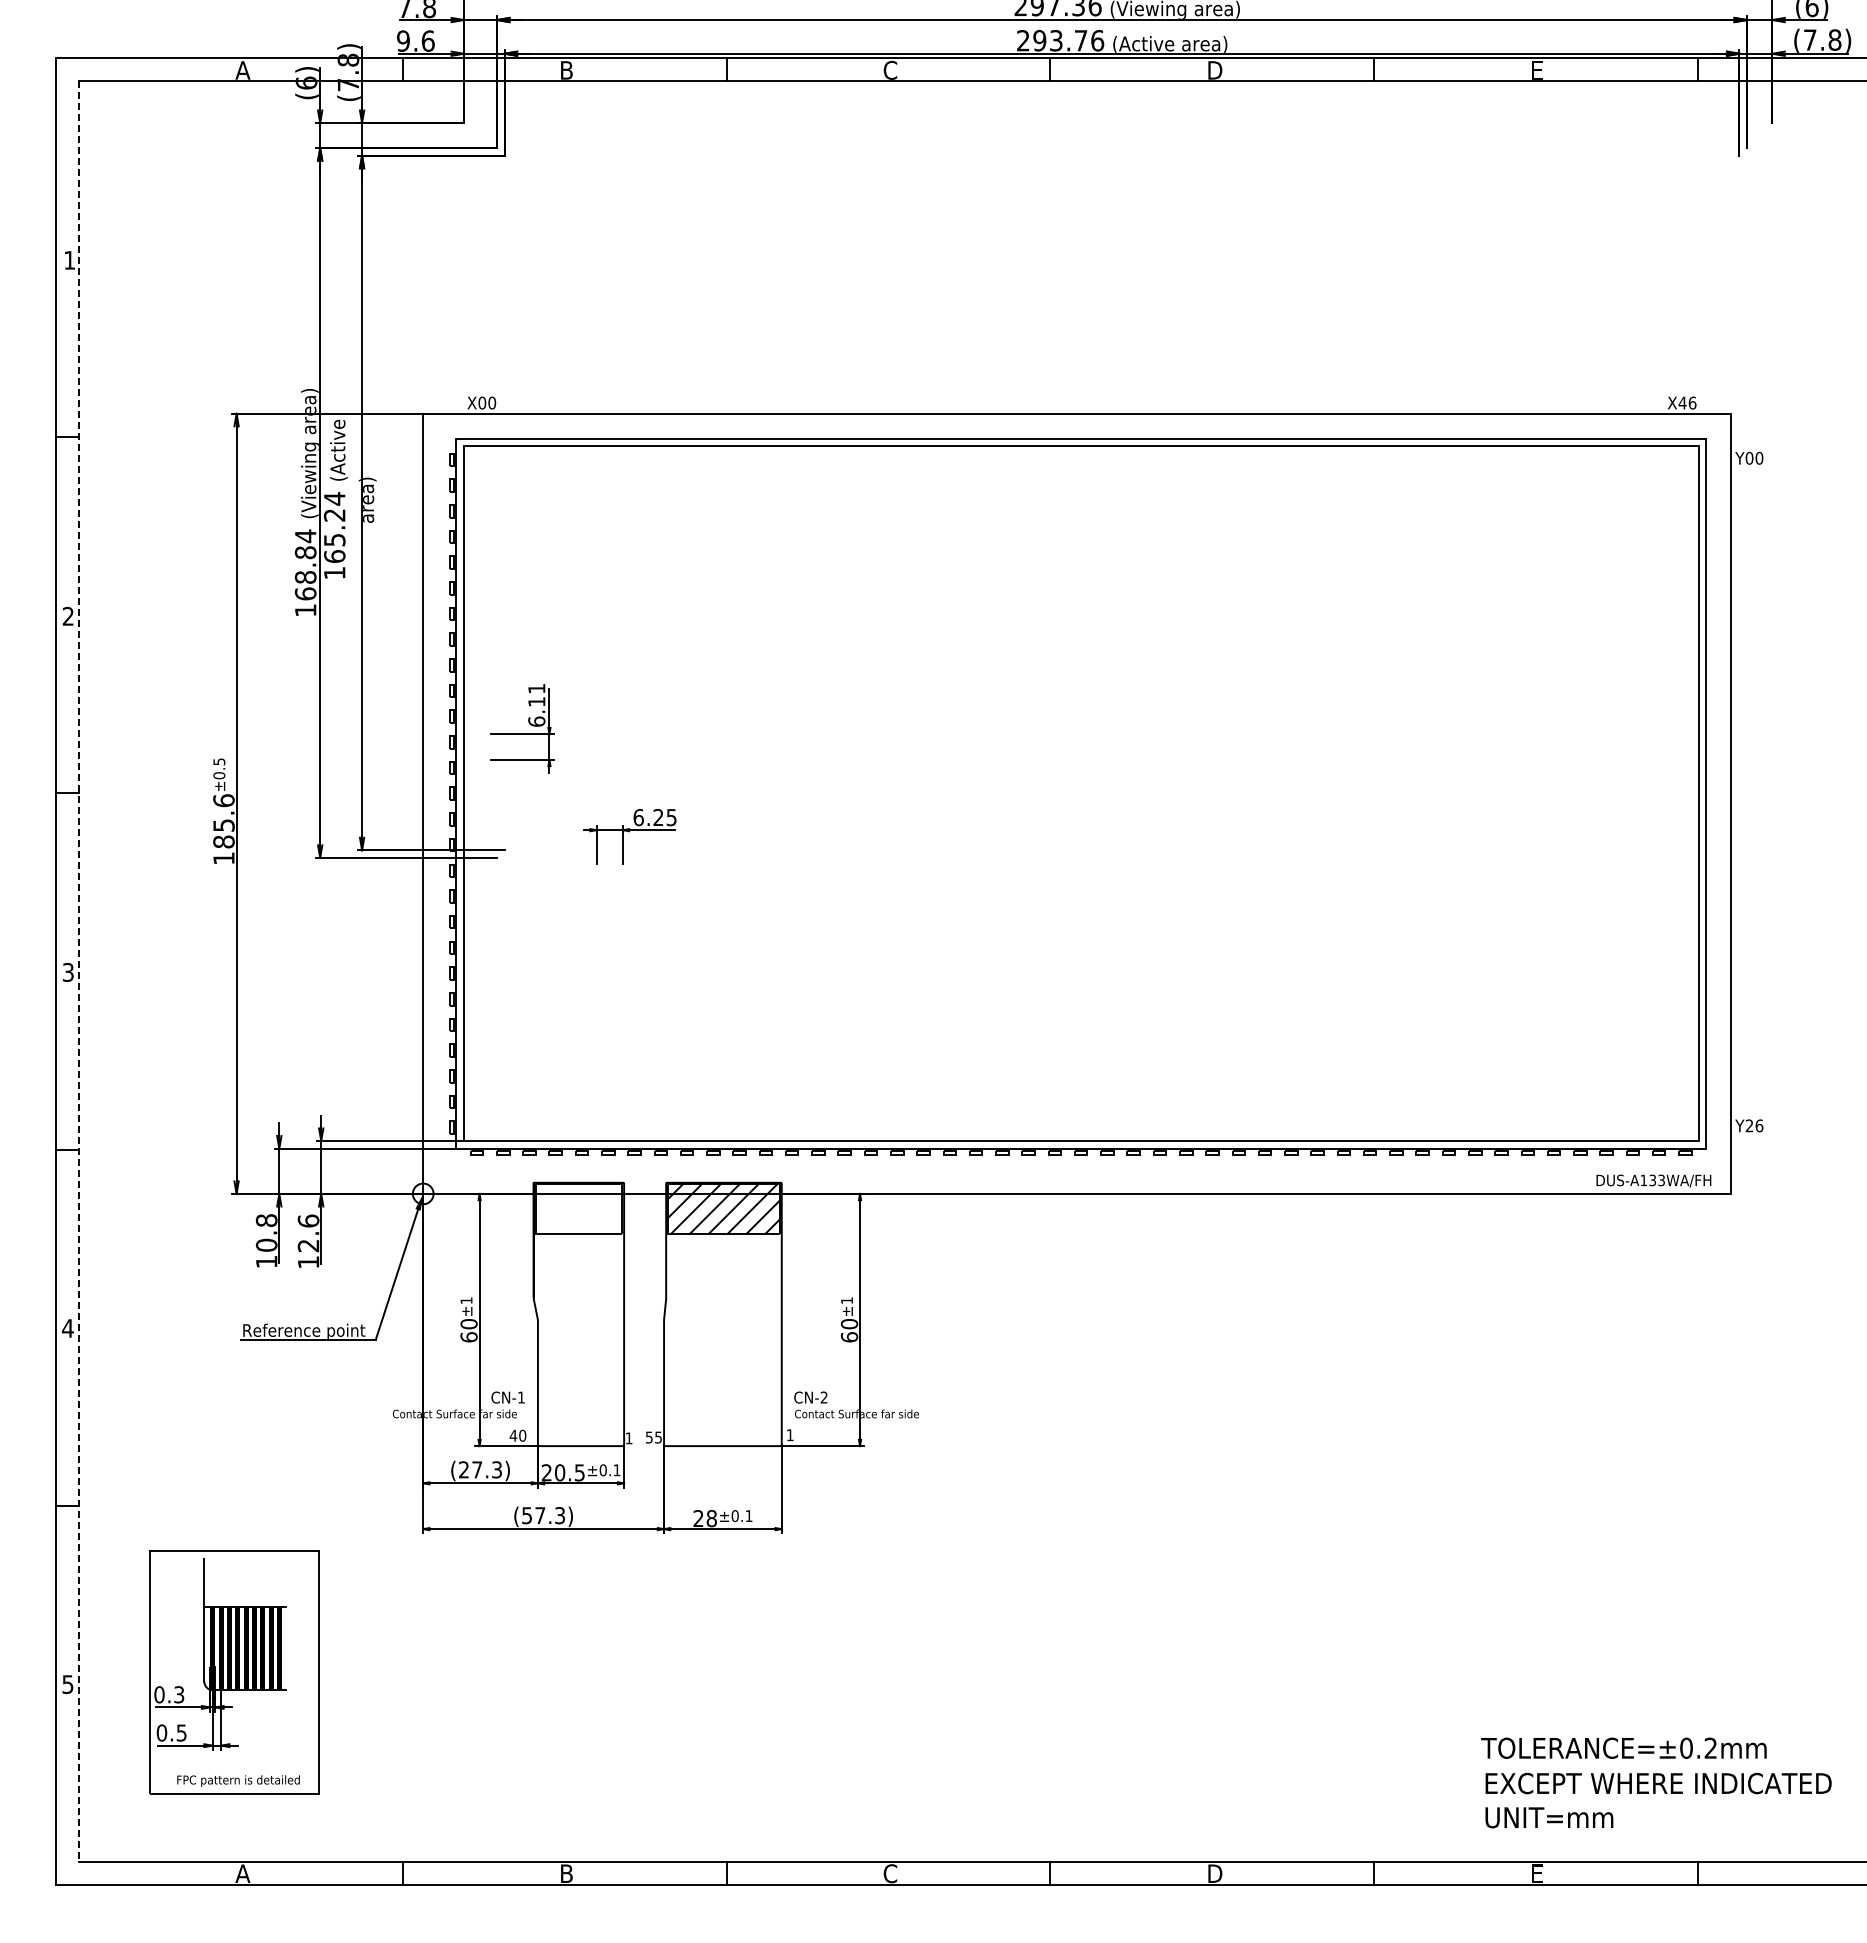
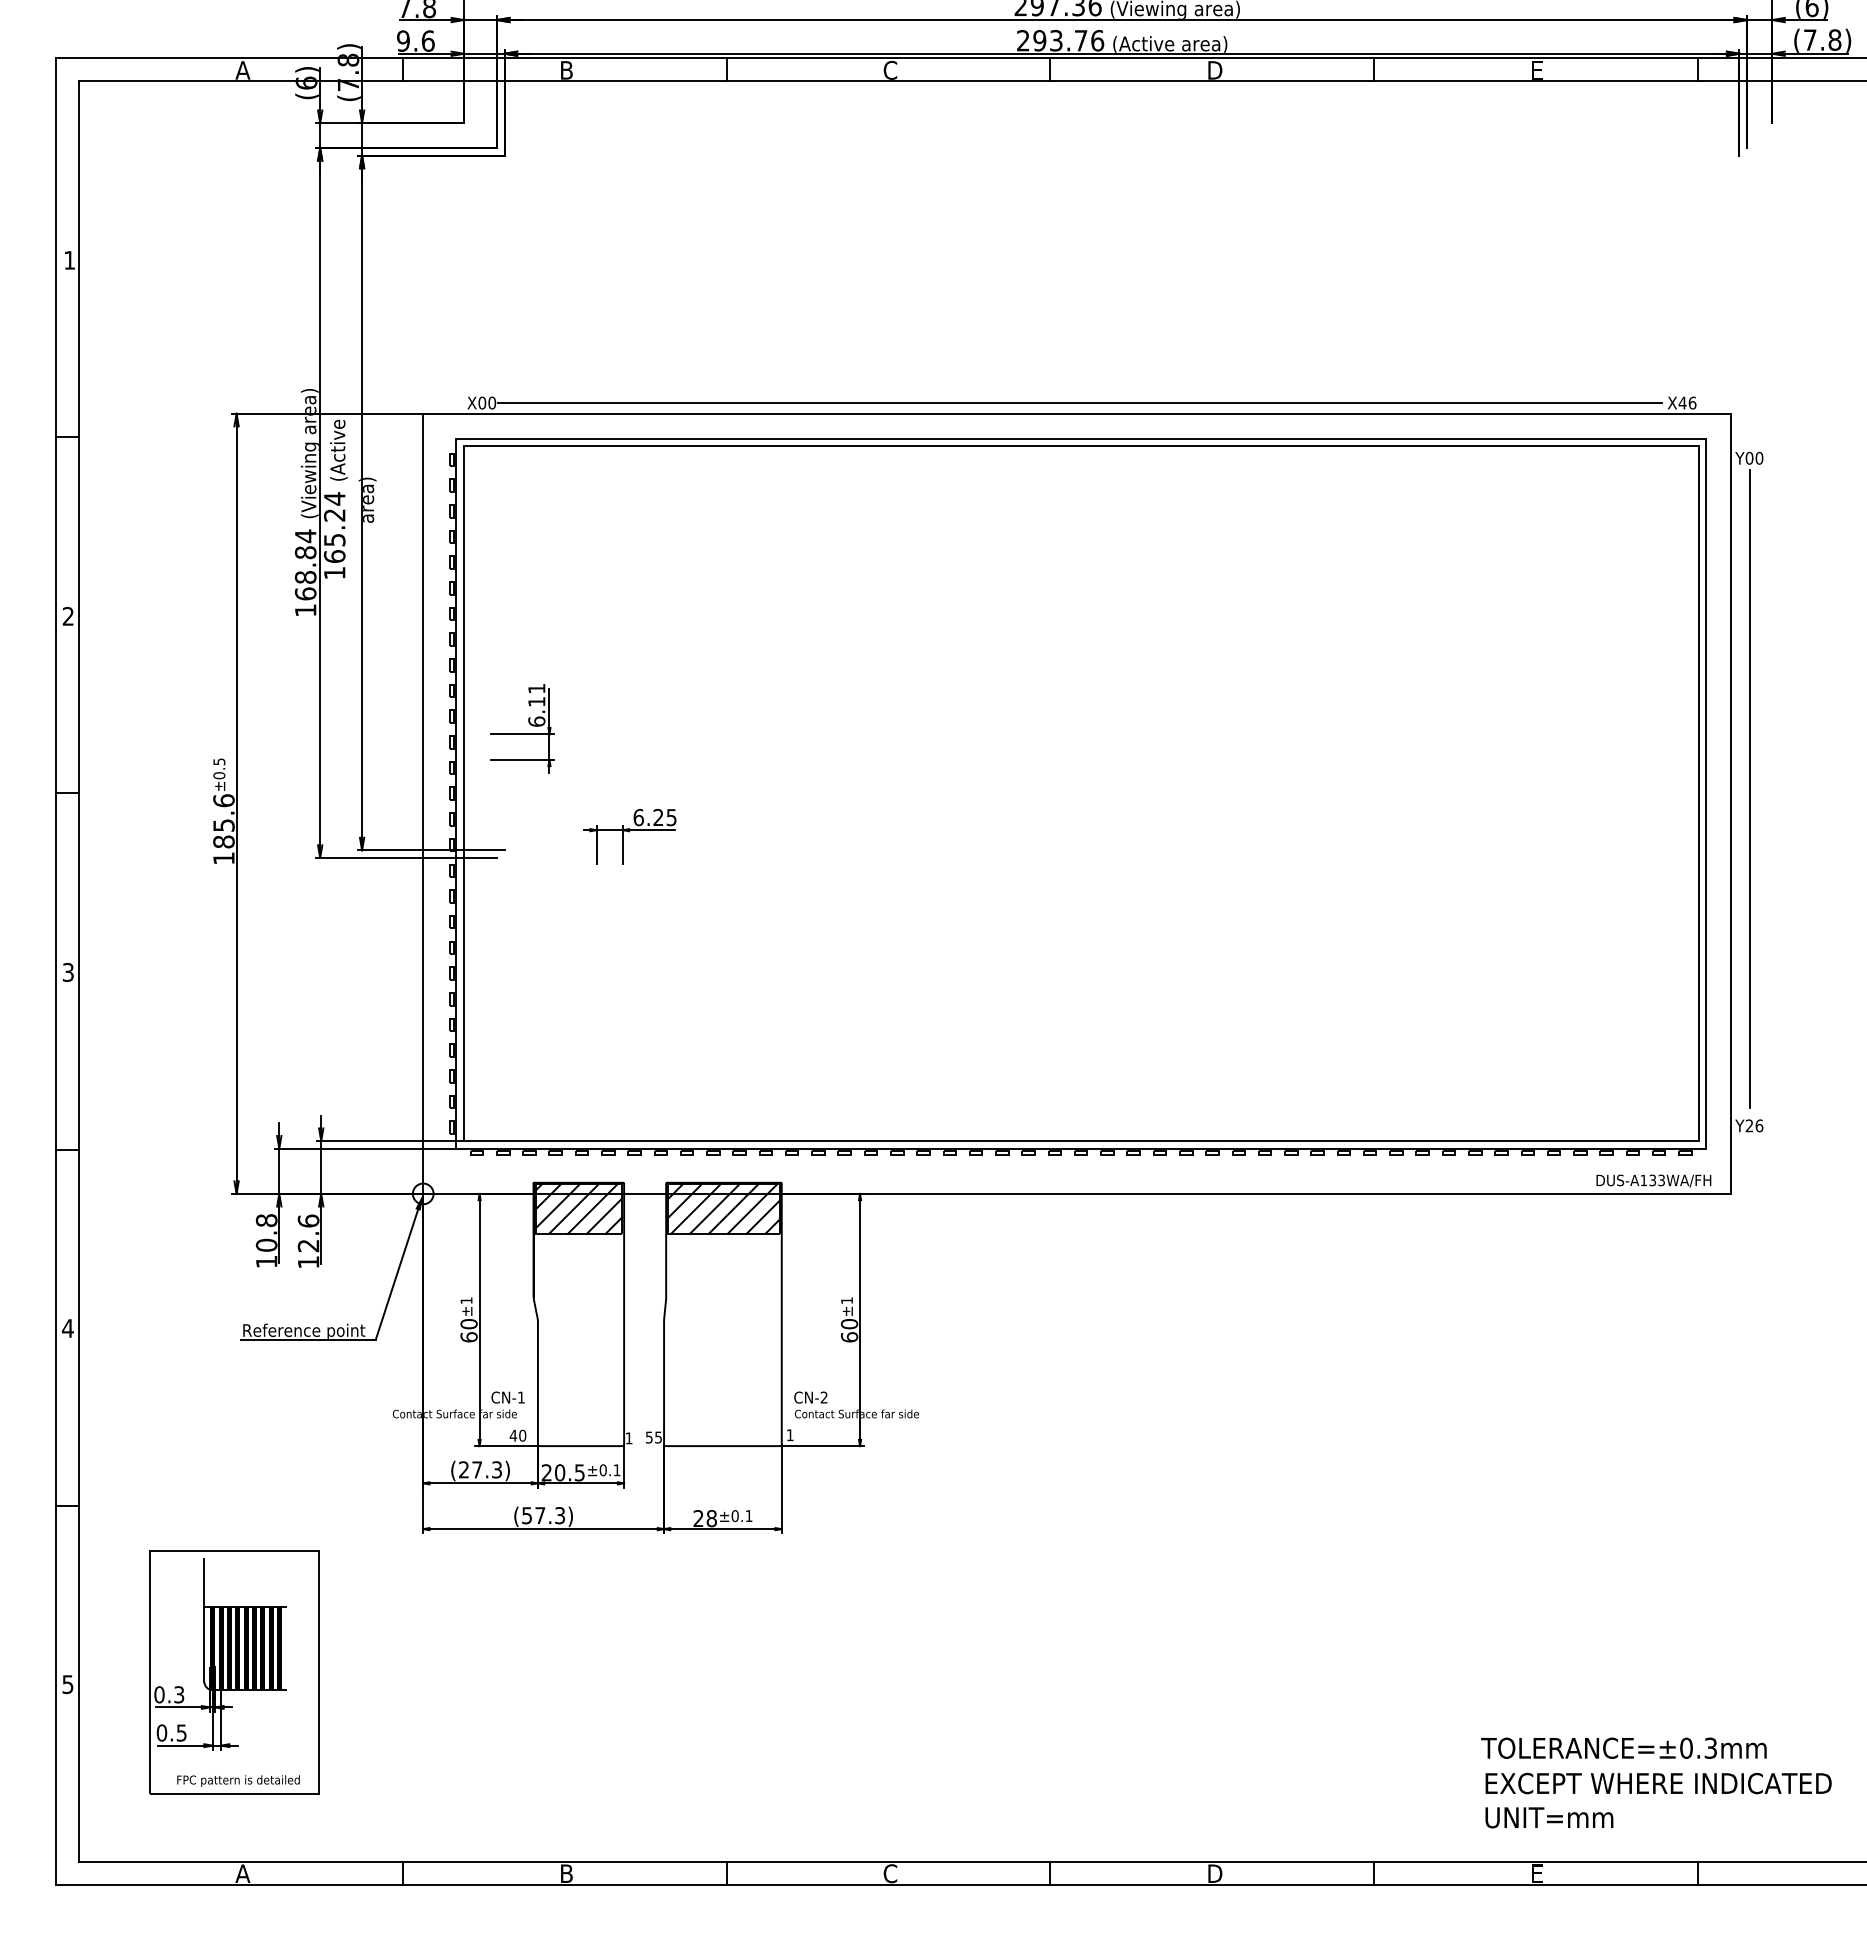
line: none -> present (1079, 403)
line: none -> present (1749, 788)
line: dashed -> solid (79, 971)
hatch: none -> present (578, 1209)
text: TOLERANCE=±0.2mm -> TOLERANCE=±0.3mm (1710, 1748)
